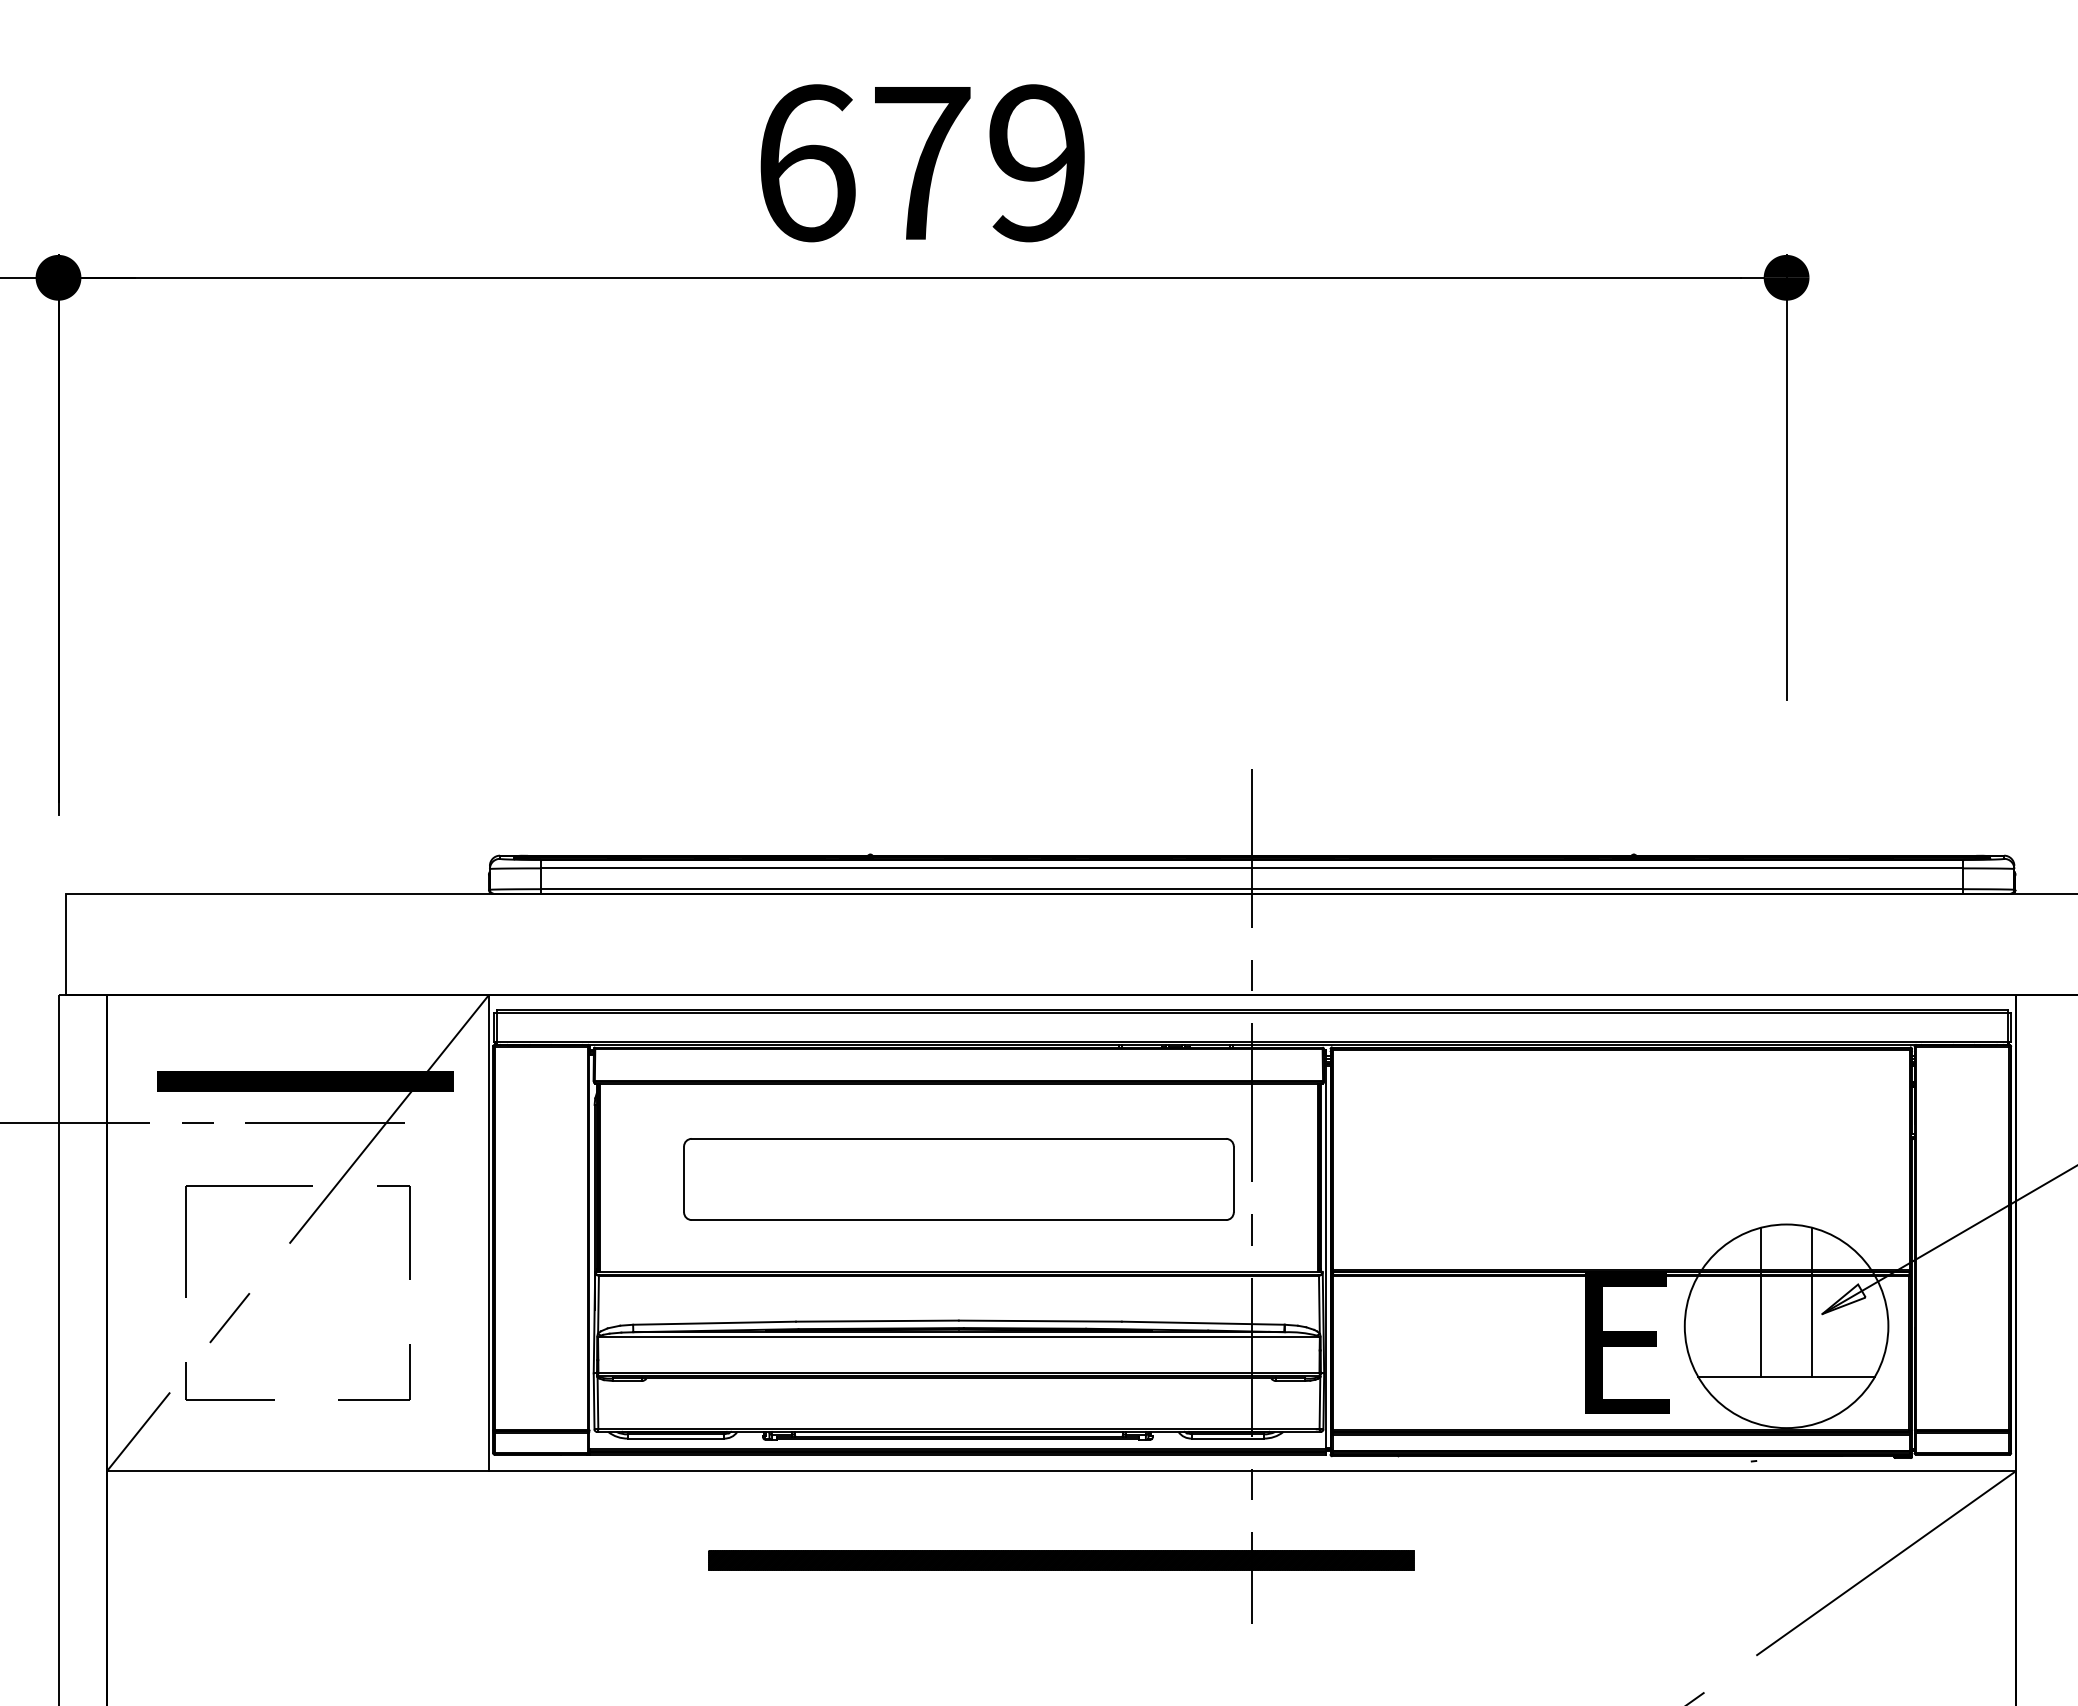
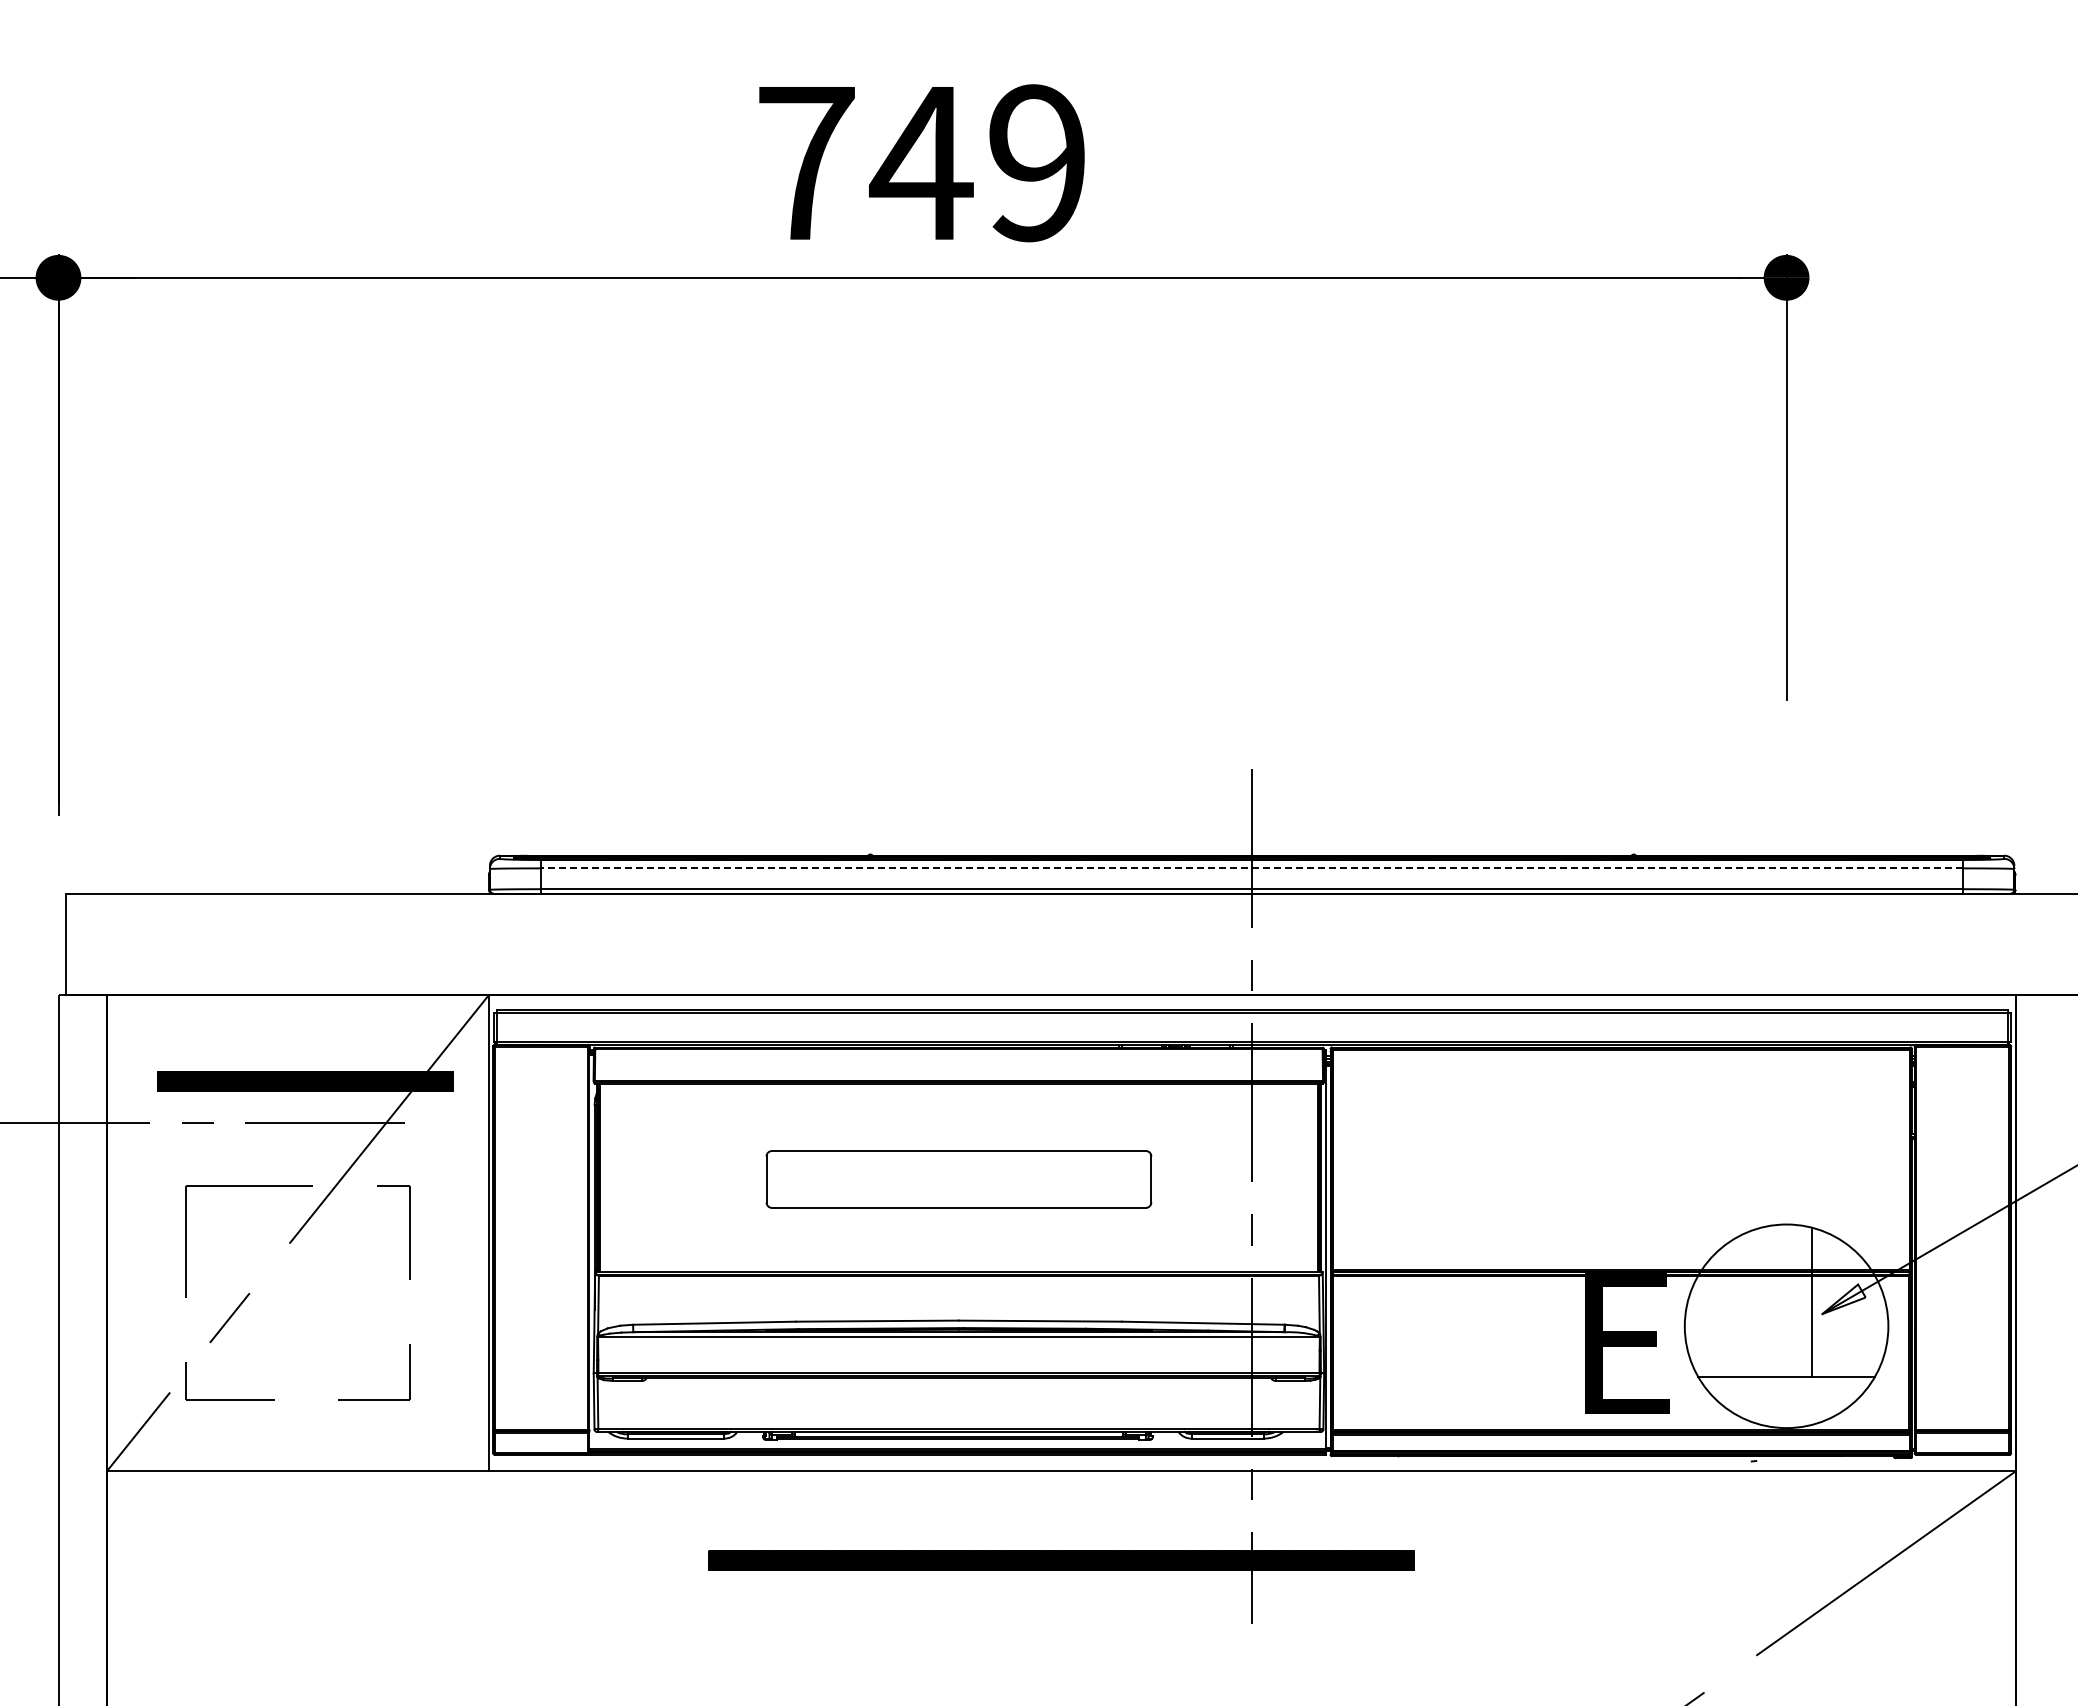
text: 679 -> 749 (866, 163)
line: solid -> dashed (1251, 868)
part size: 552x83 px -> 388x59 px (958, 1179)
line: present -> none (1761, 1302)
